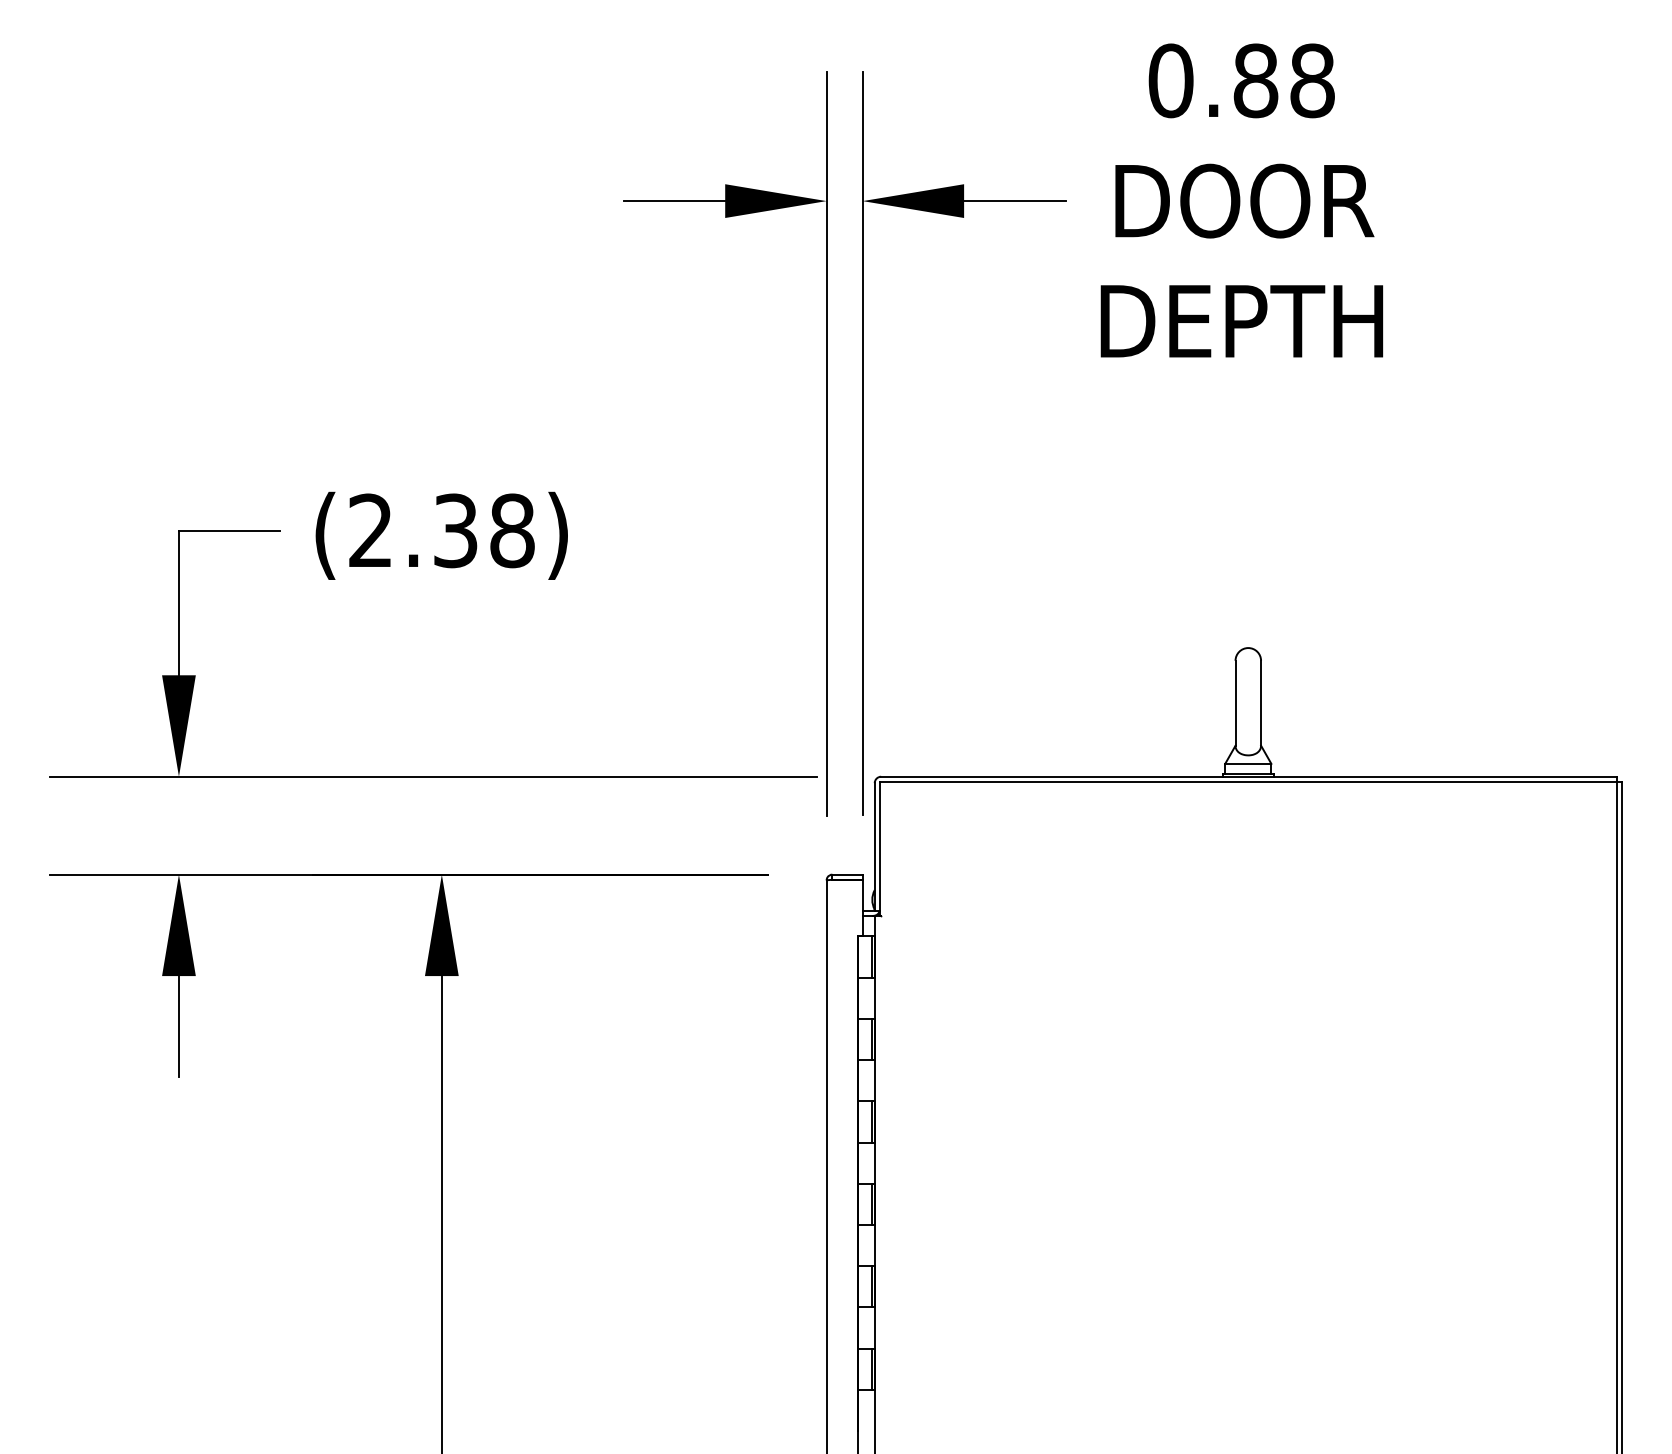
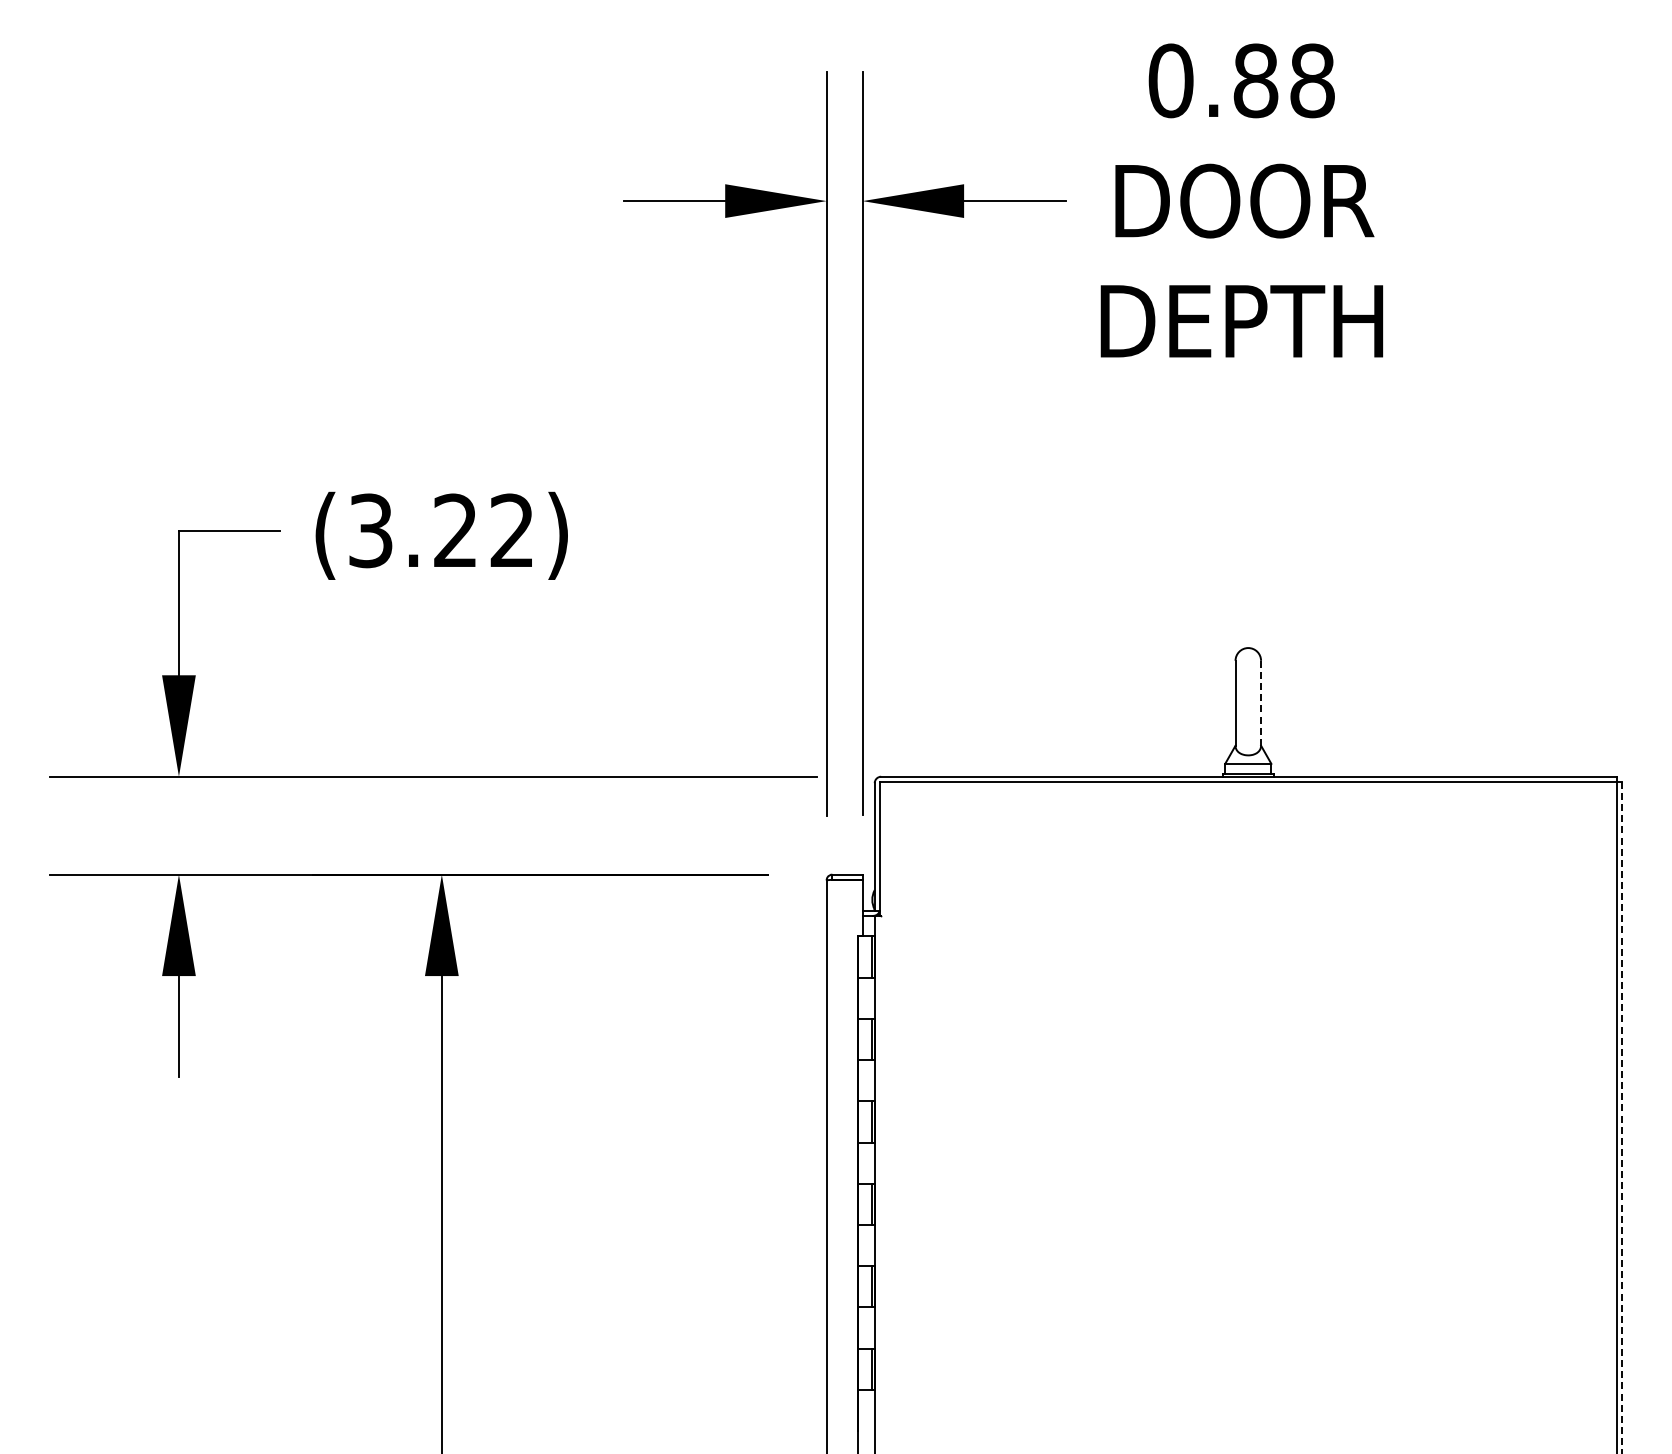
text: (2.38) -> (3.22) (441, 530)
line: solid -> dashed (1261, 702)
line: solid -> dashed (1621, 1117)
